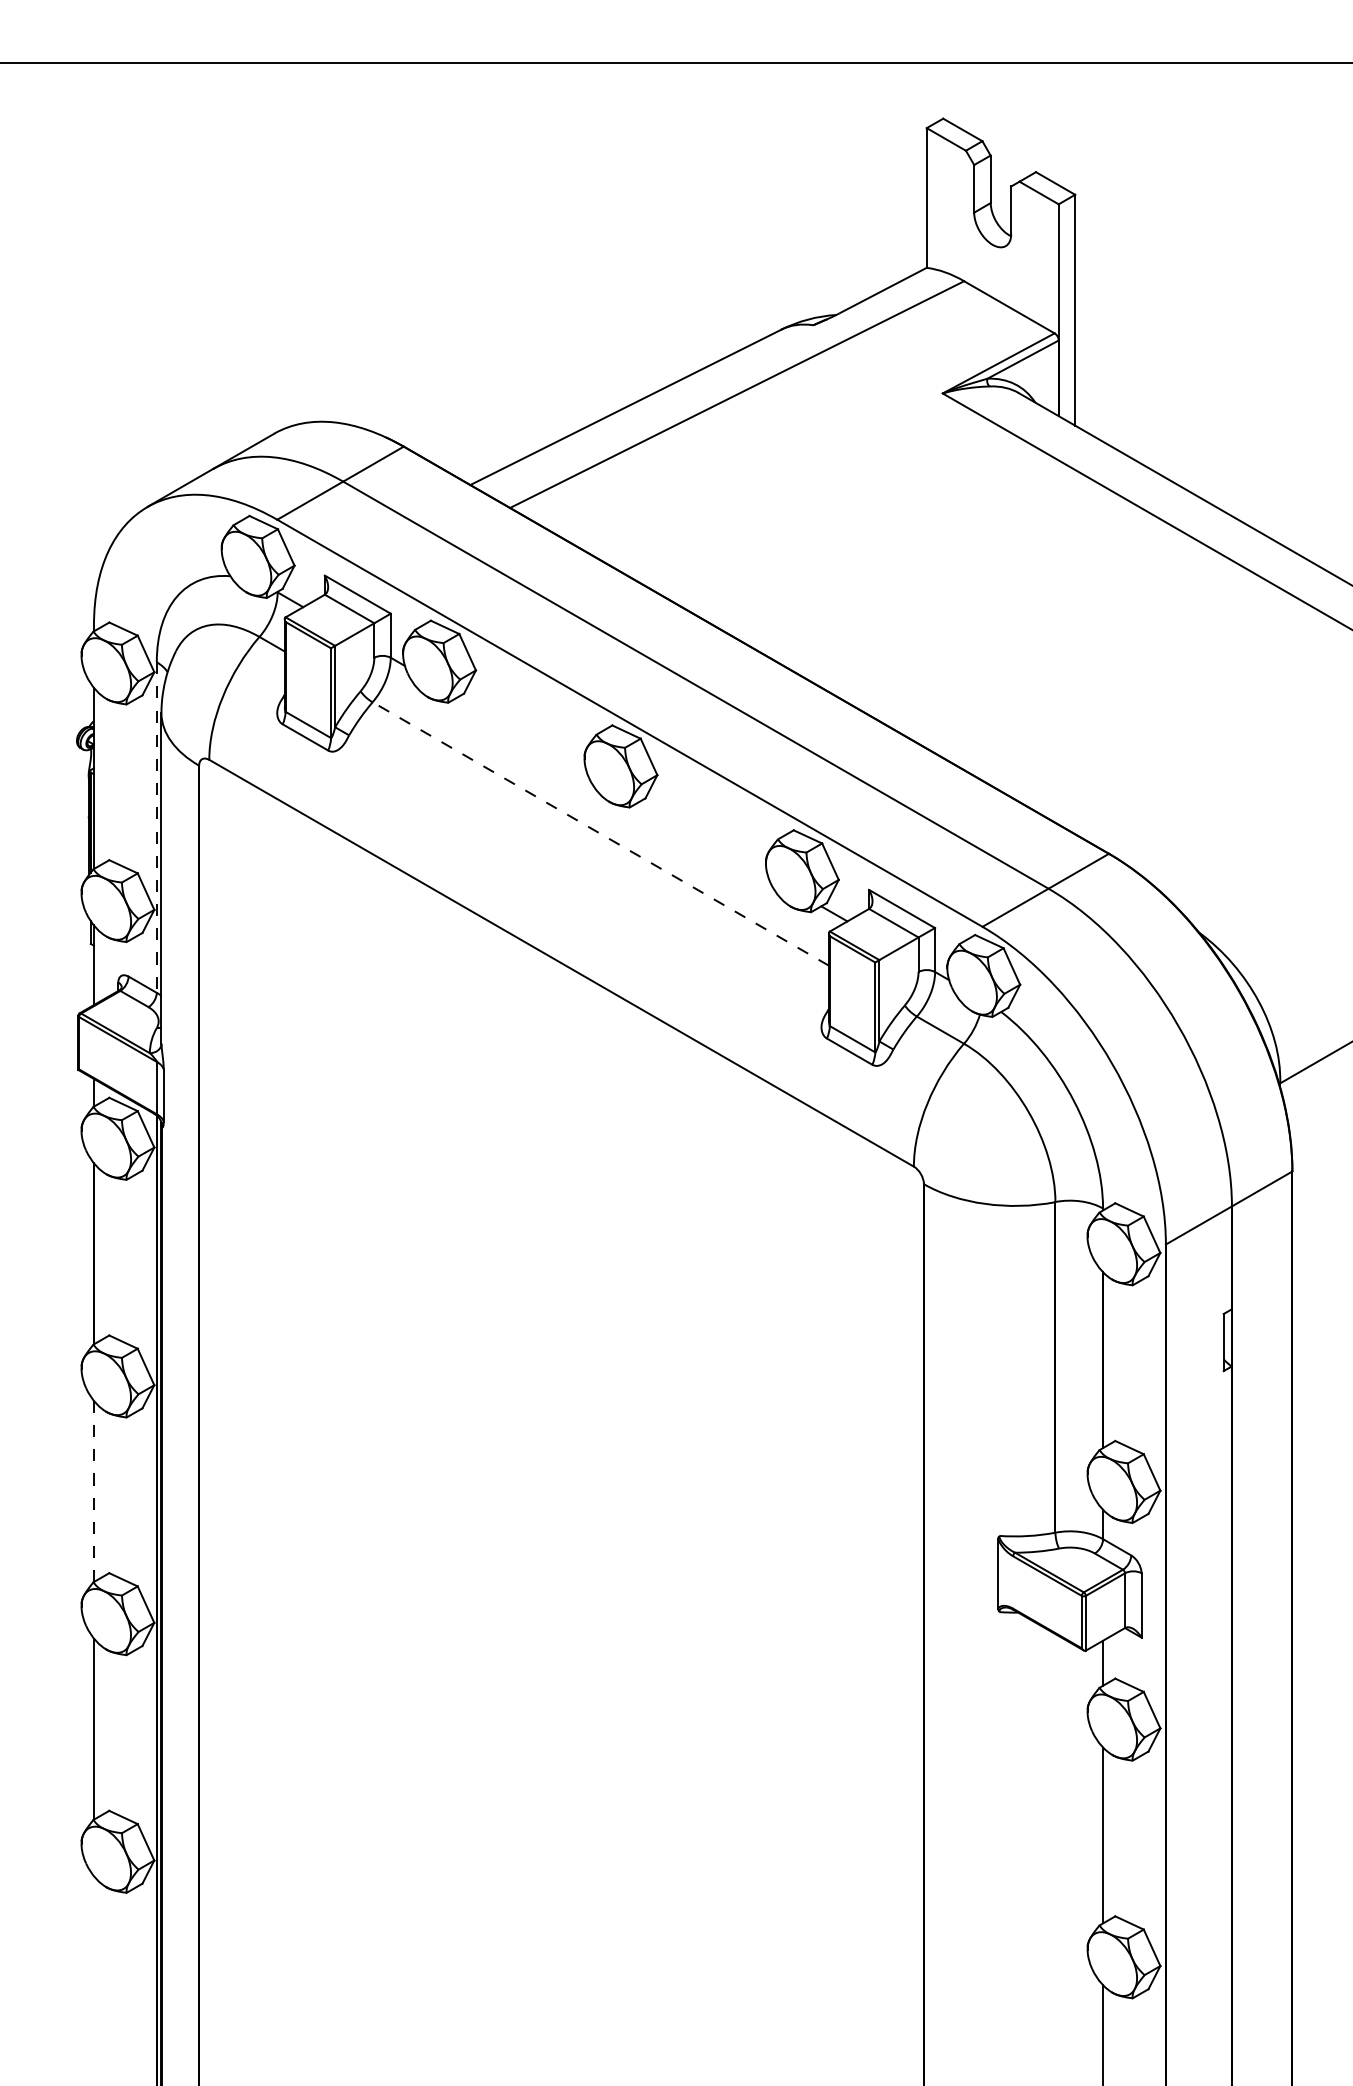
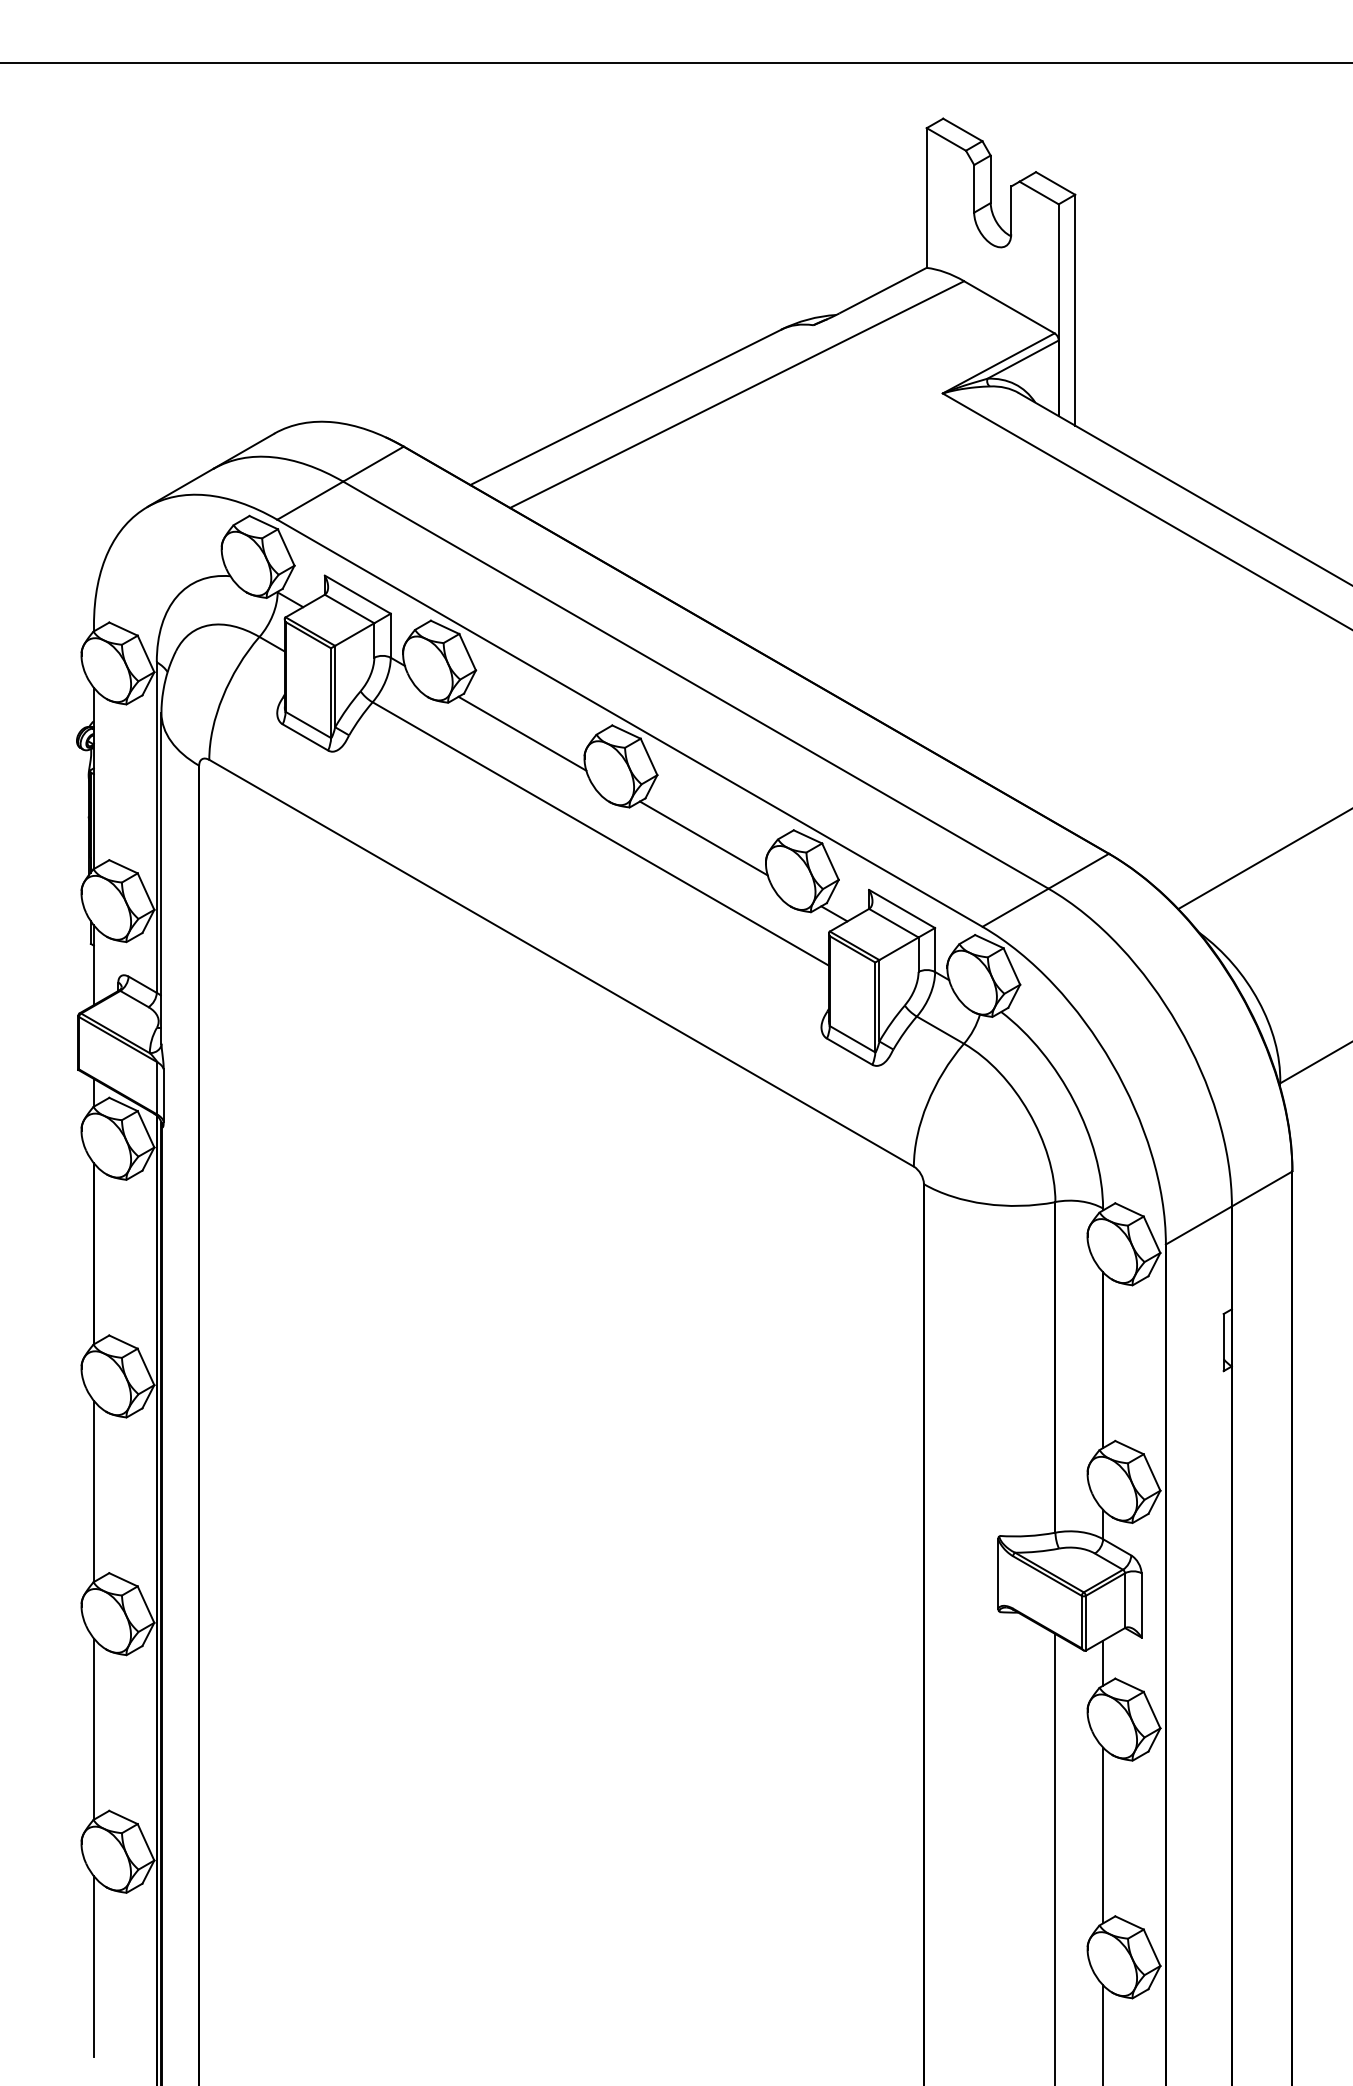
line: none -> present (522, 733)
line: dashed -> solid (156, 828)
line: dashed -> solid (600, 834)
line: none -> present (703, 838)
line: none -> present (1263, 859)
line: dashed -> solid (93, 1491)
line: none -> present (1055, 1858)
line: none -> present (93, 1966)
